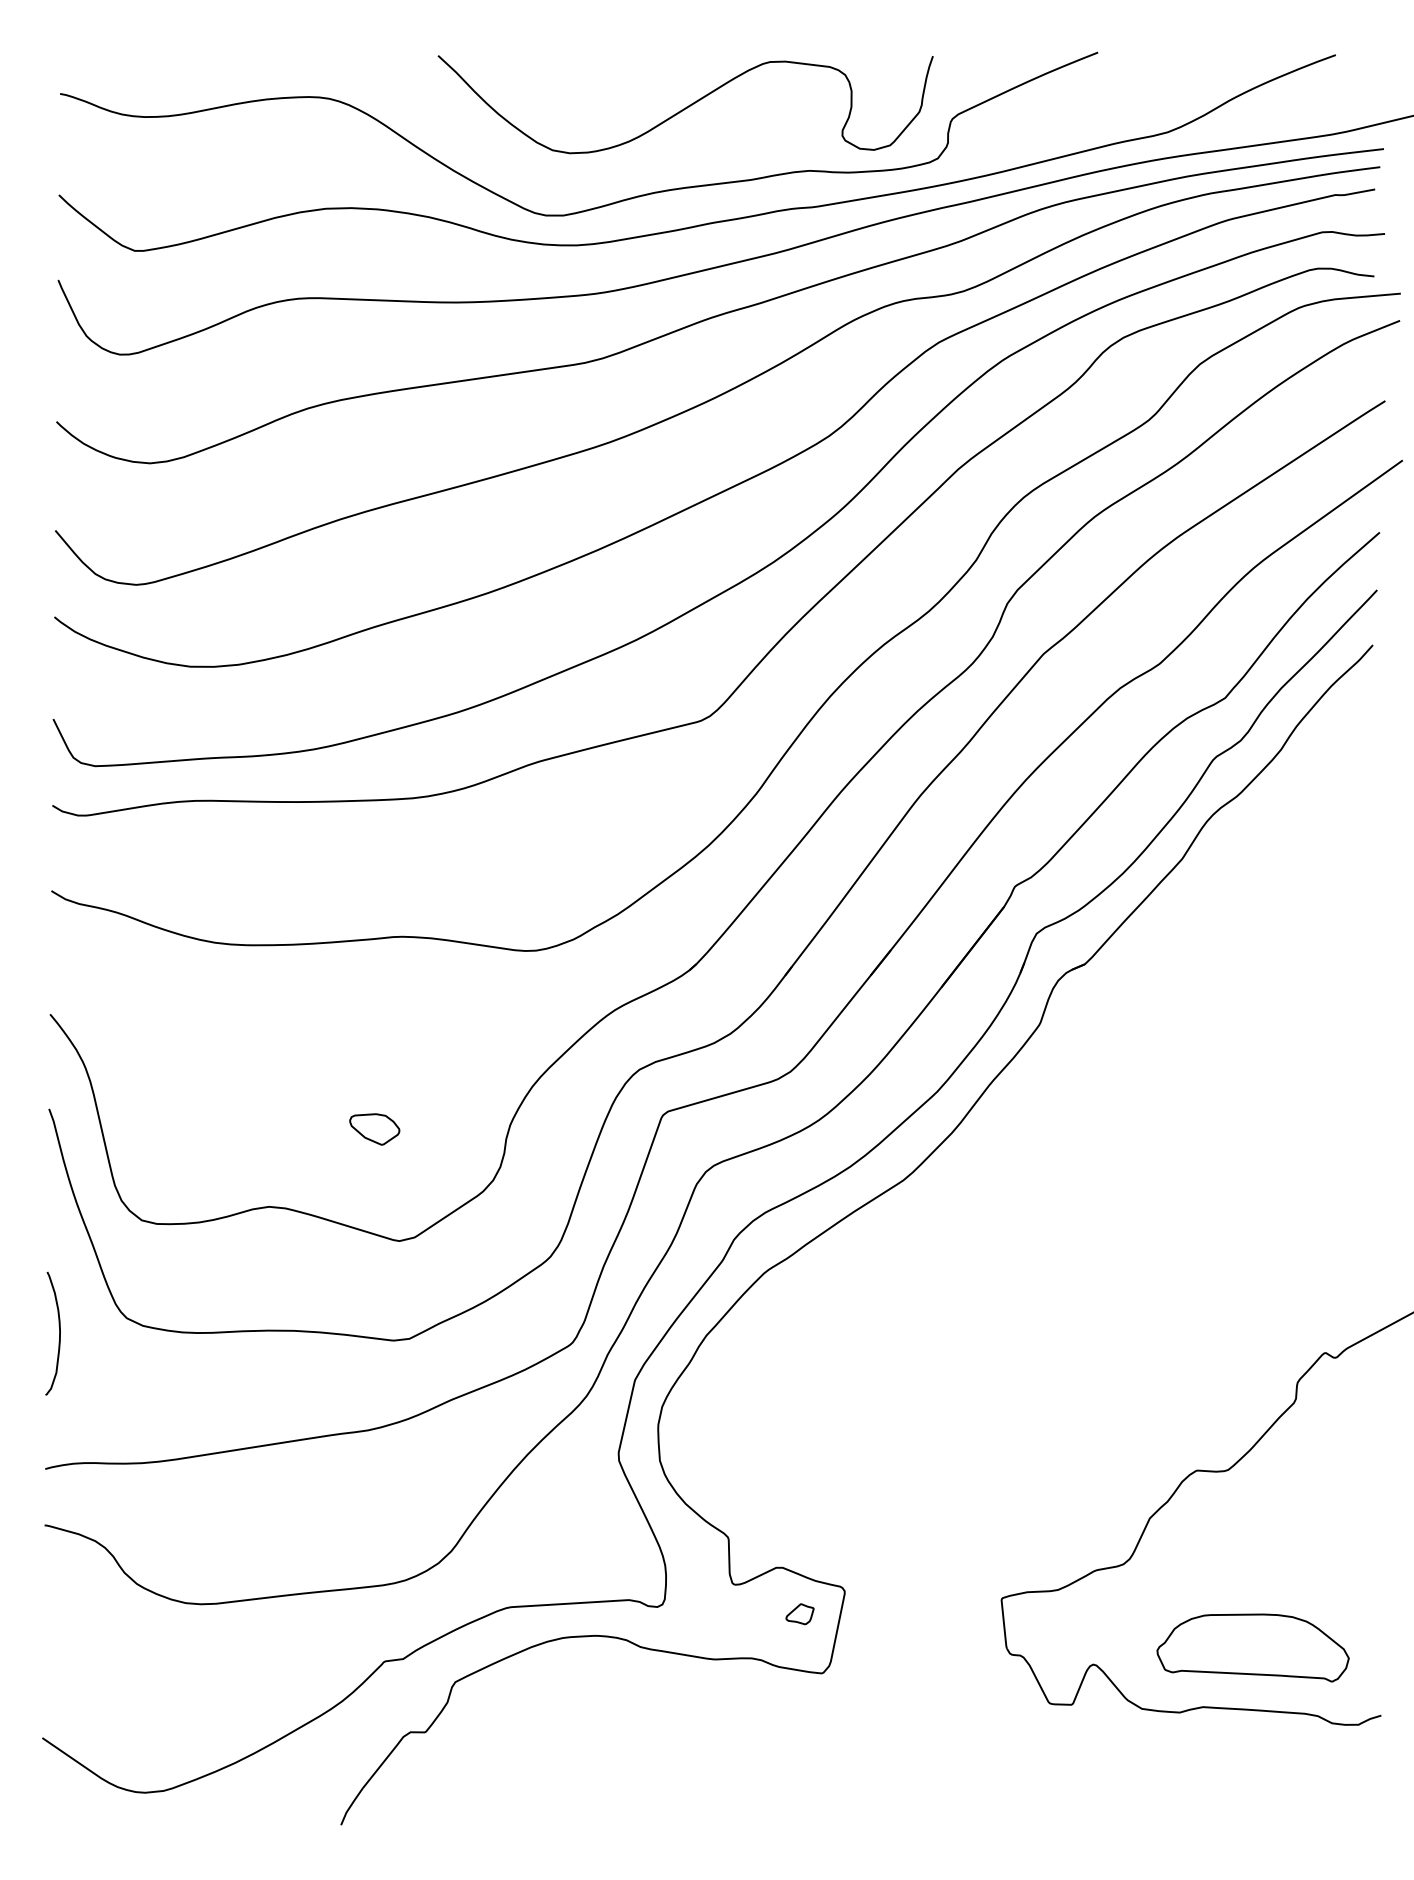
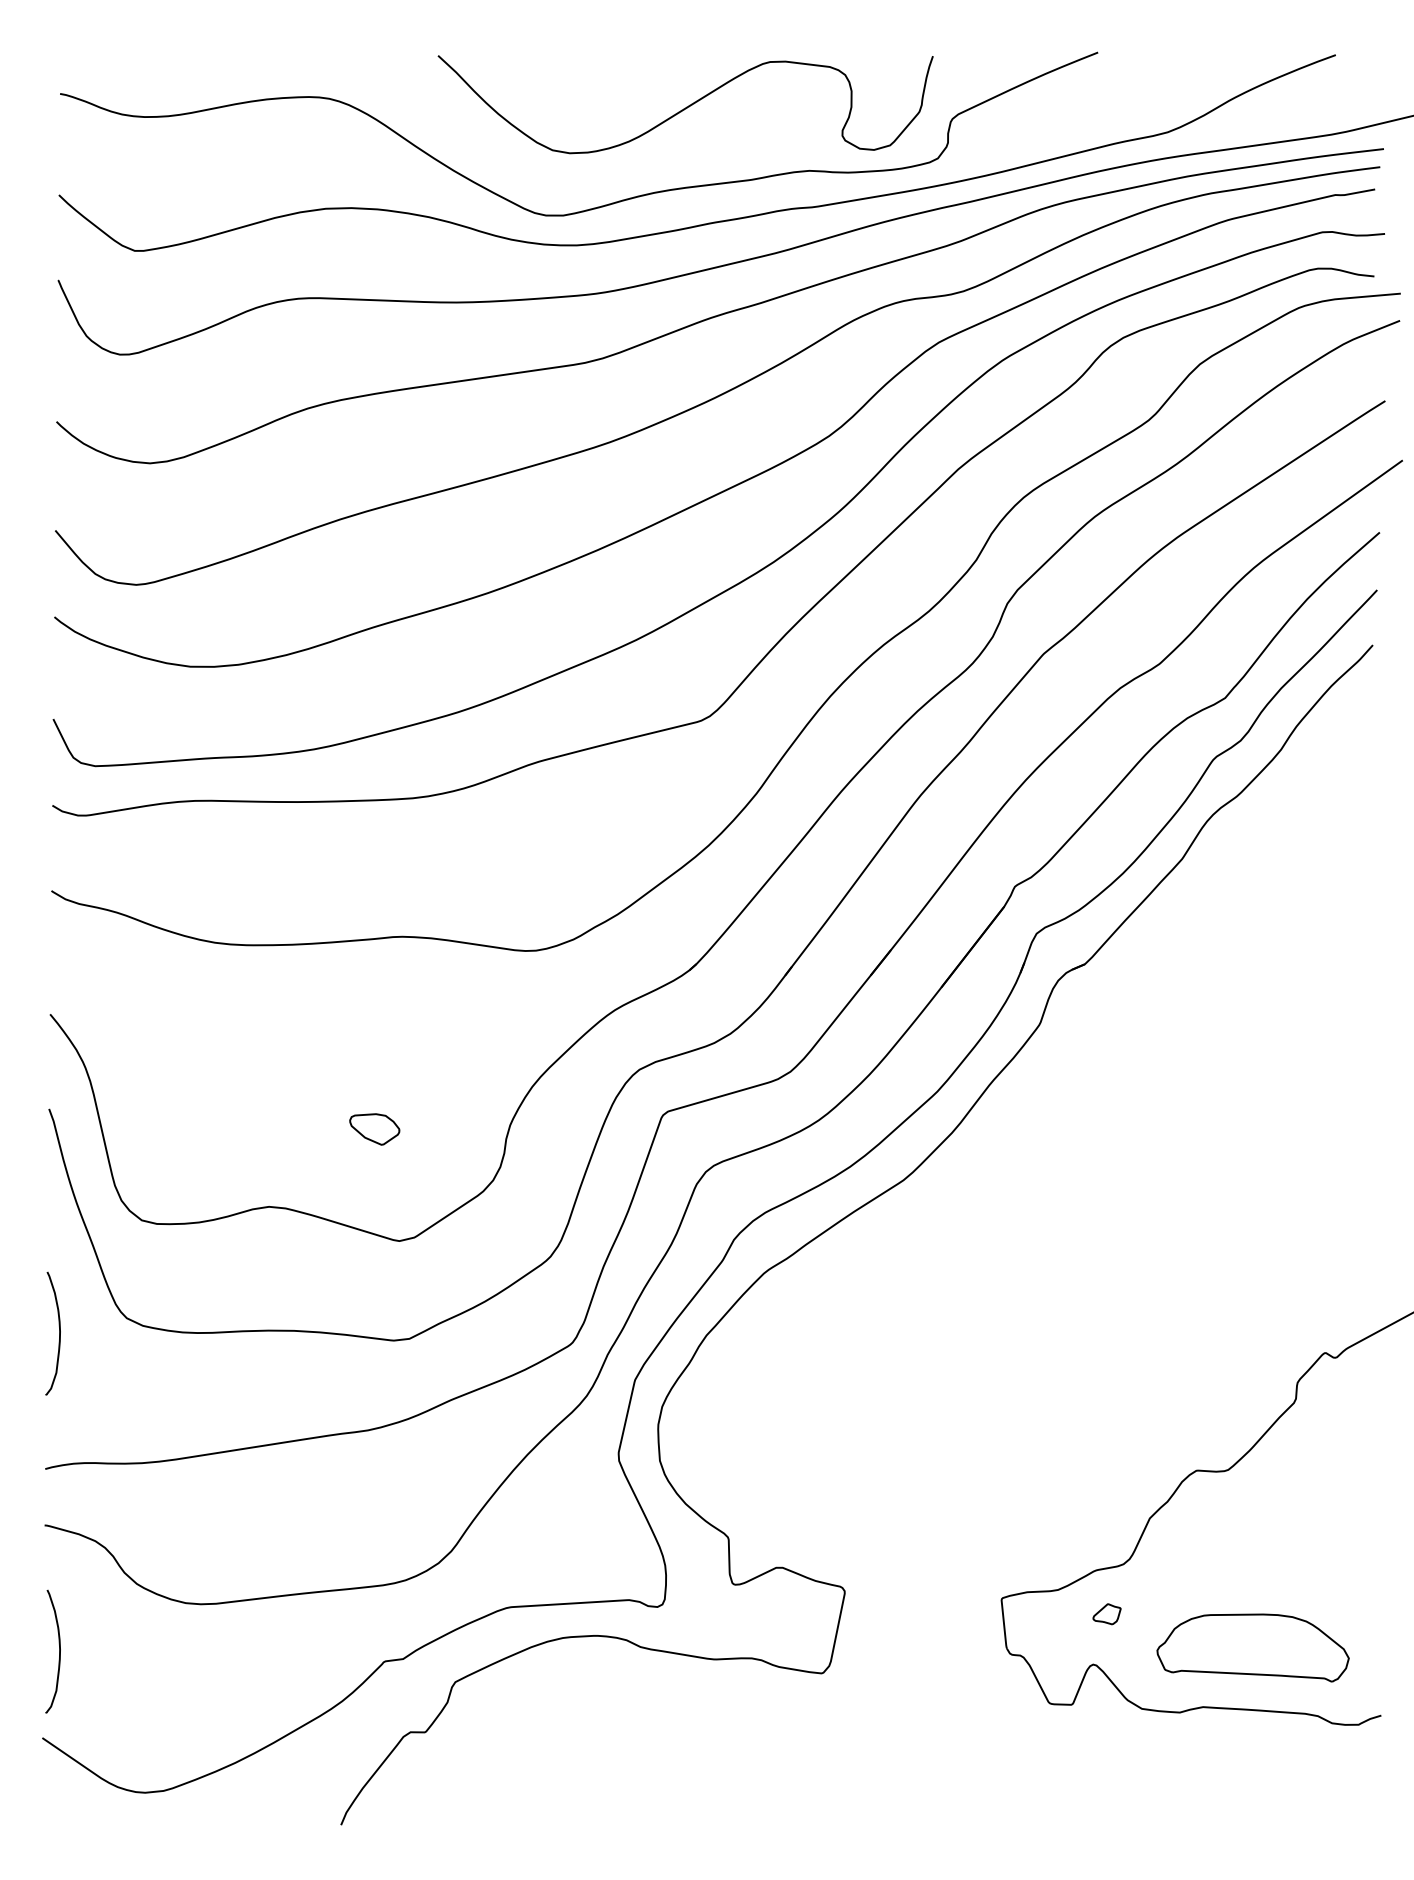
part position: (799, 1614) -> (1106, 1614) (1106, 1614)
curve: none -> present (59, 1651)
